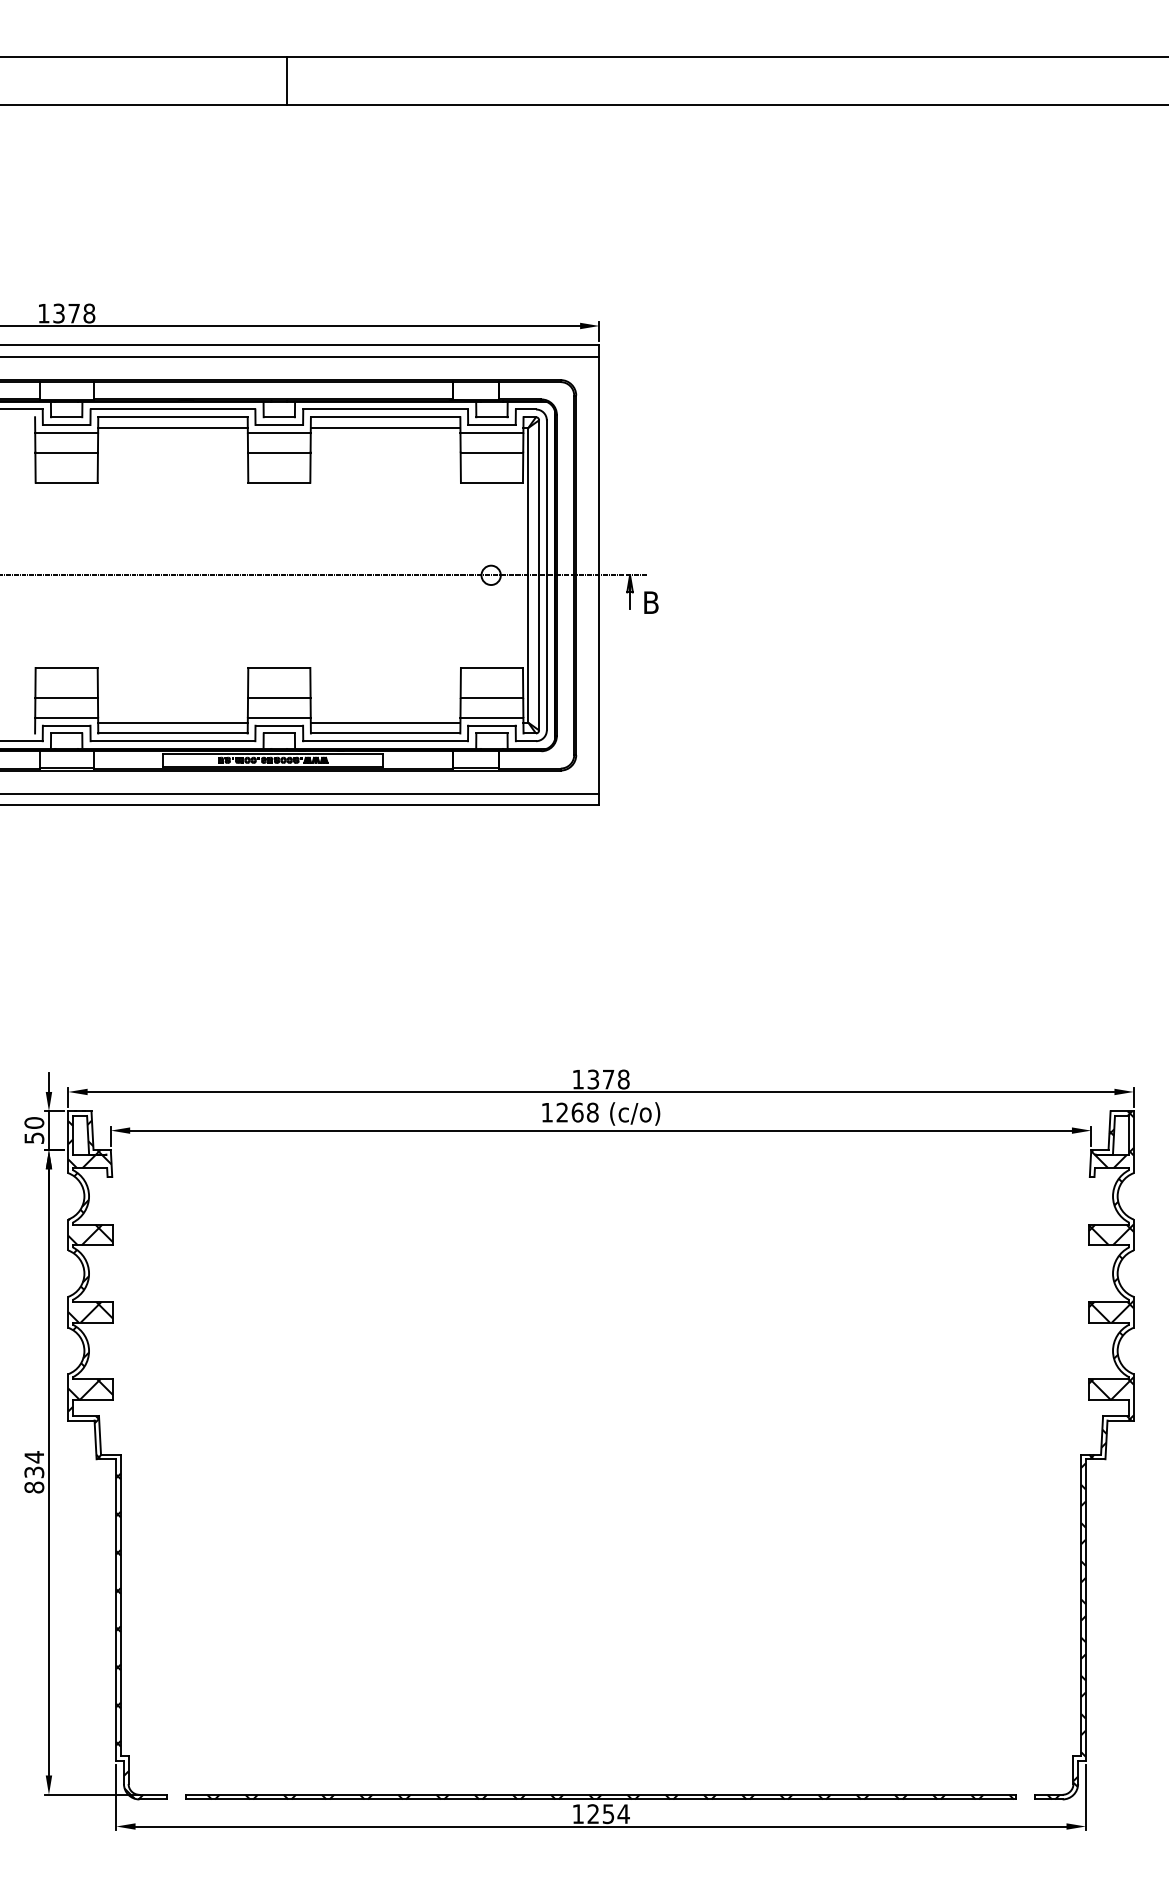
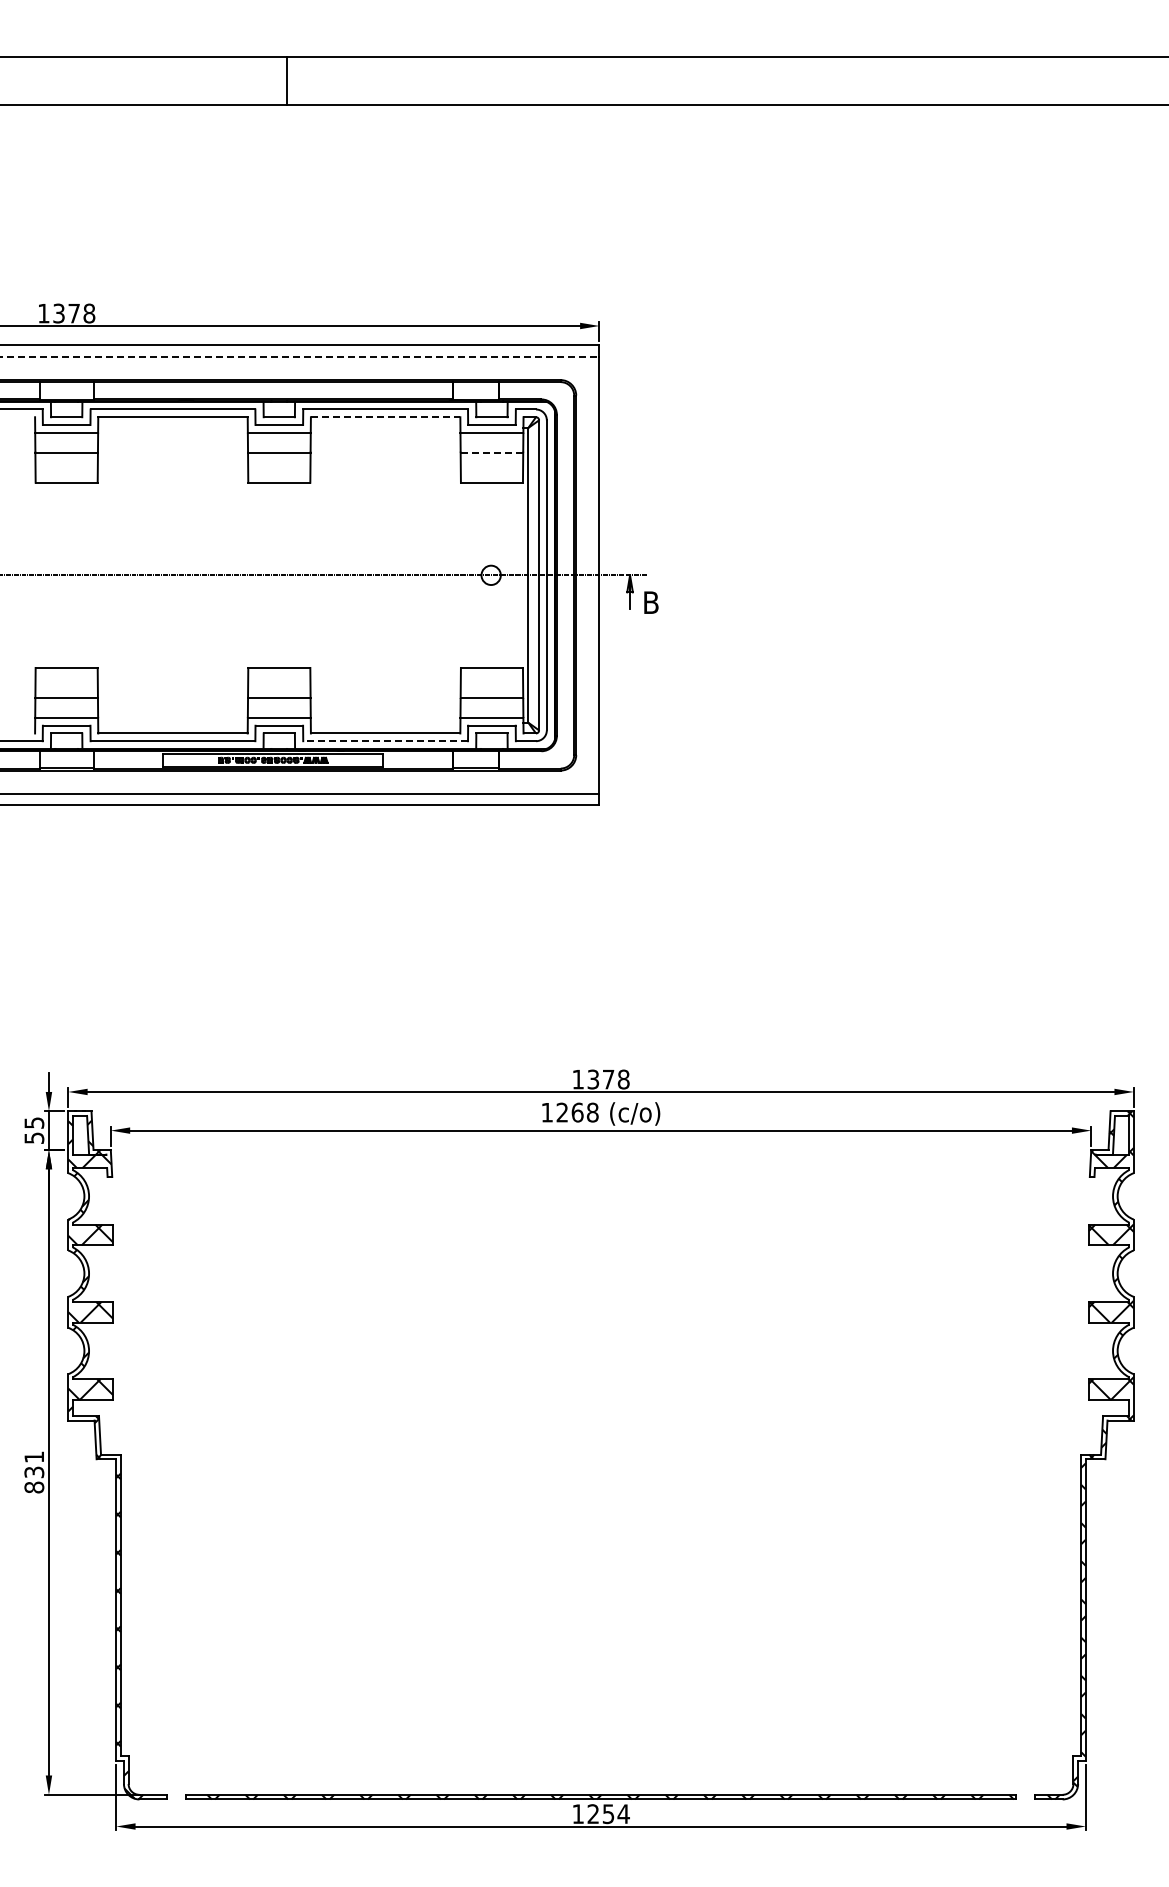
line: solid -> dashed (300, 356)
line: solid -> dashed (385, 417)
line: present -> none (172, 428)
line: present -> none (385, 428)
line: solid -> dashed (492, 452)
line: present -> none (172, 722)
line: present -> none (385, 722)
line: solid -> dashed (385, 741)
text: 50 -> 55 (34, 1122)
text: 834 -> 831 (33, 1457)
